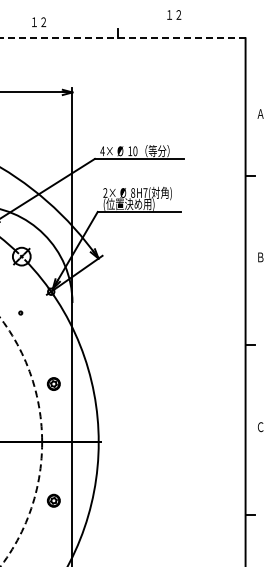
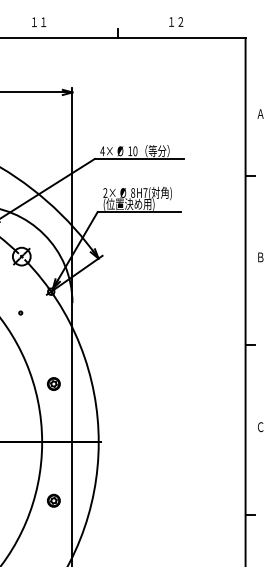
text position: (174, 14) -> (176, 21) (176, 21)
text: １２ -> １１ (43, 21)
line: dashed -> solid (122, 38)
circle: dashed -> solid (21, 442)
